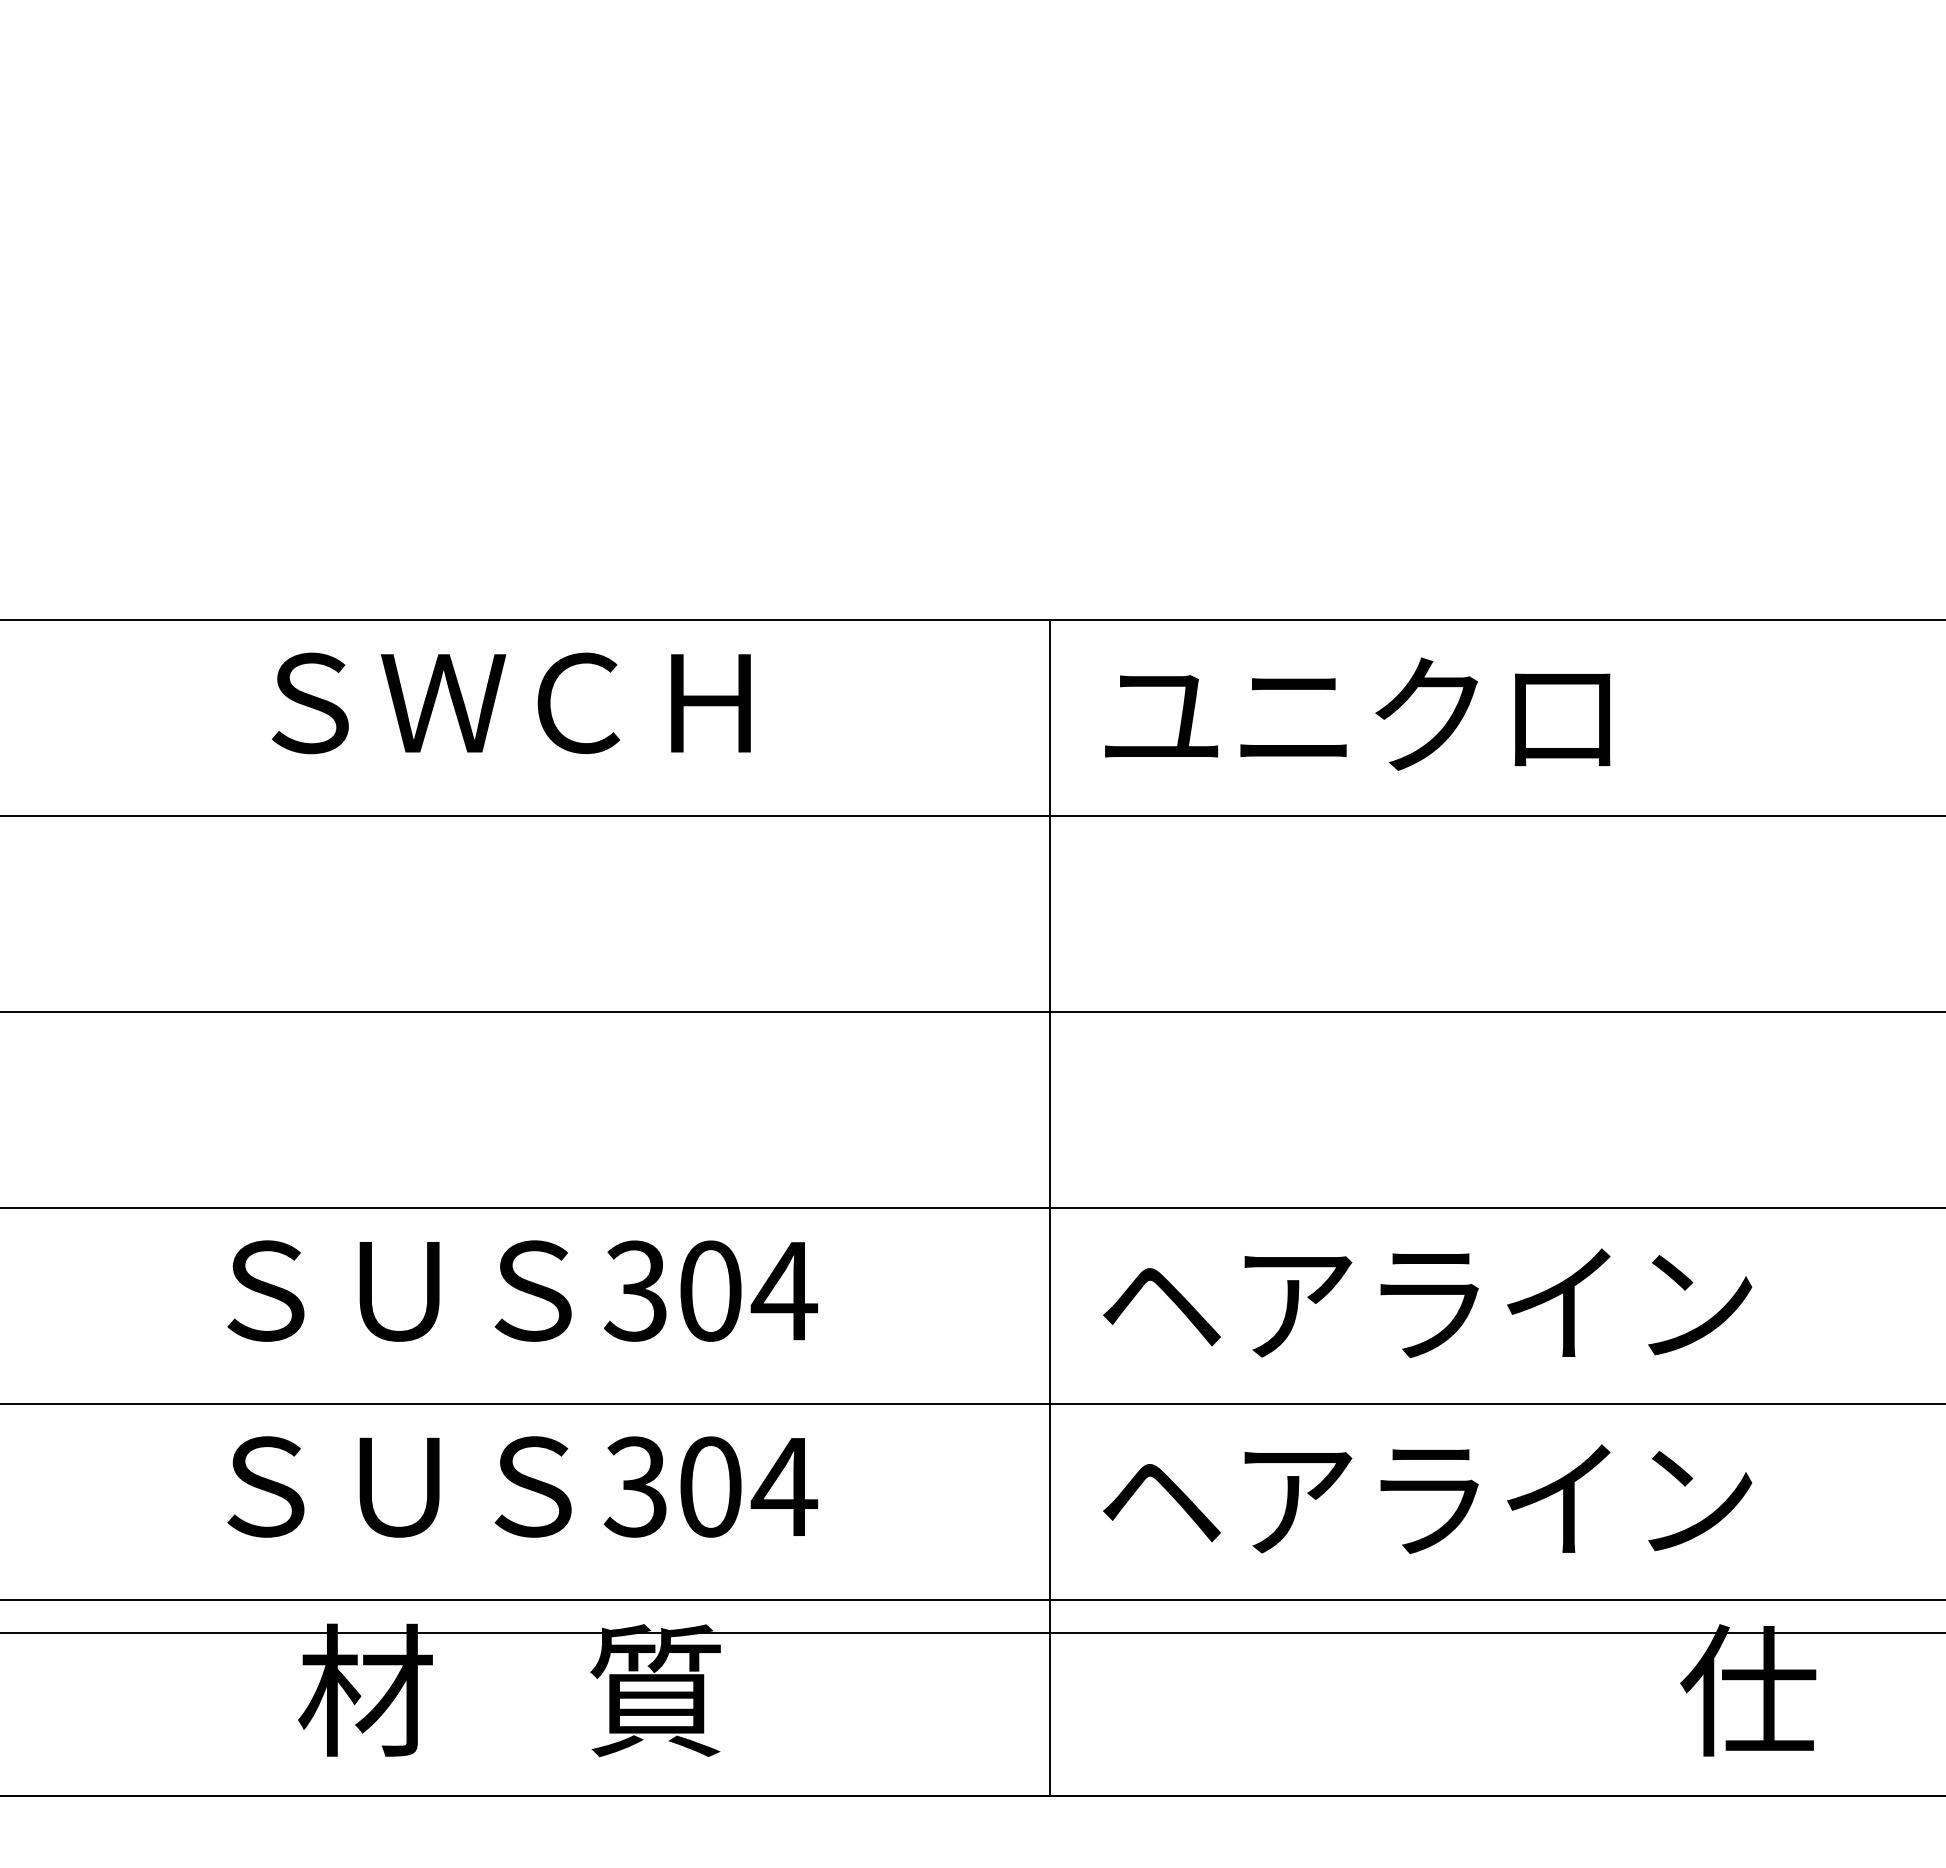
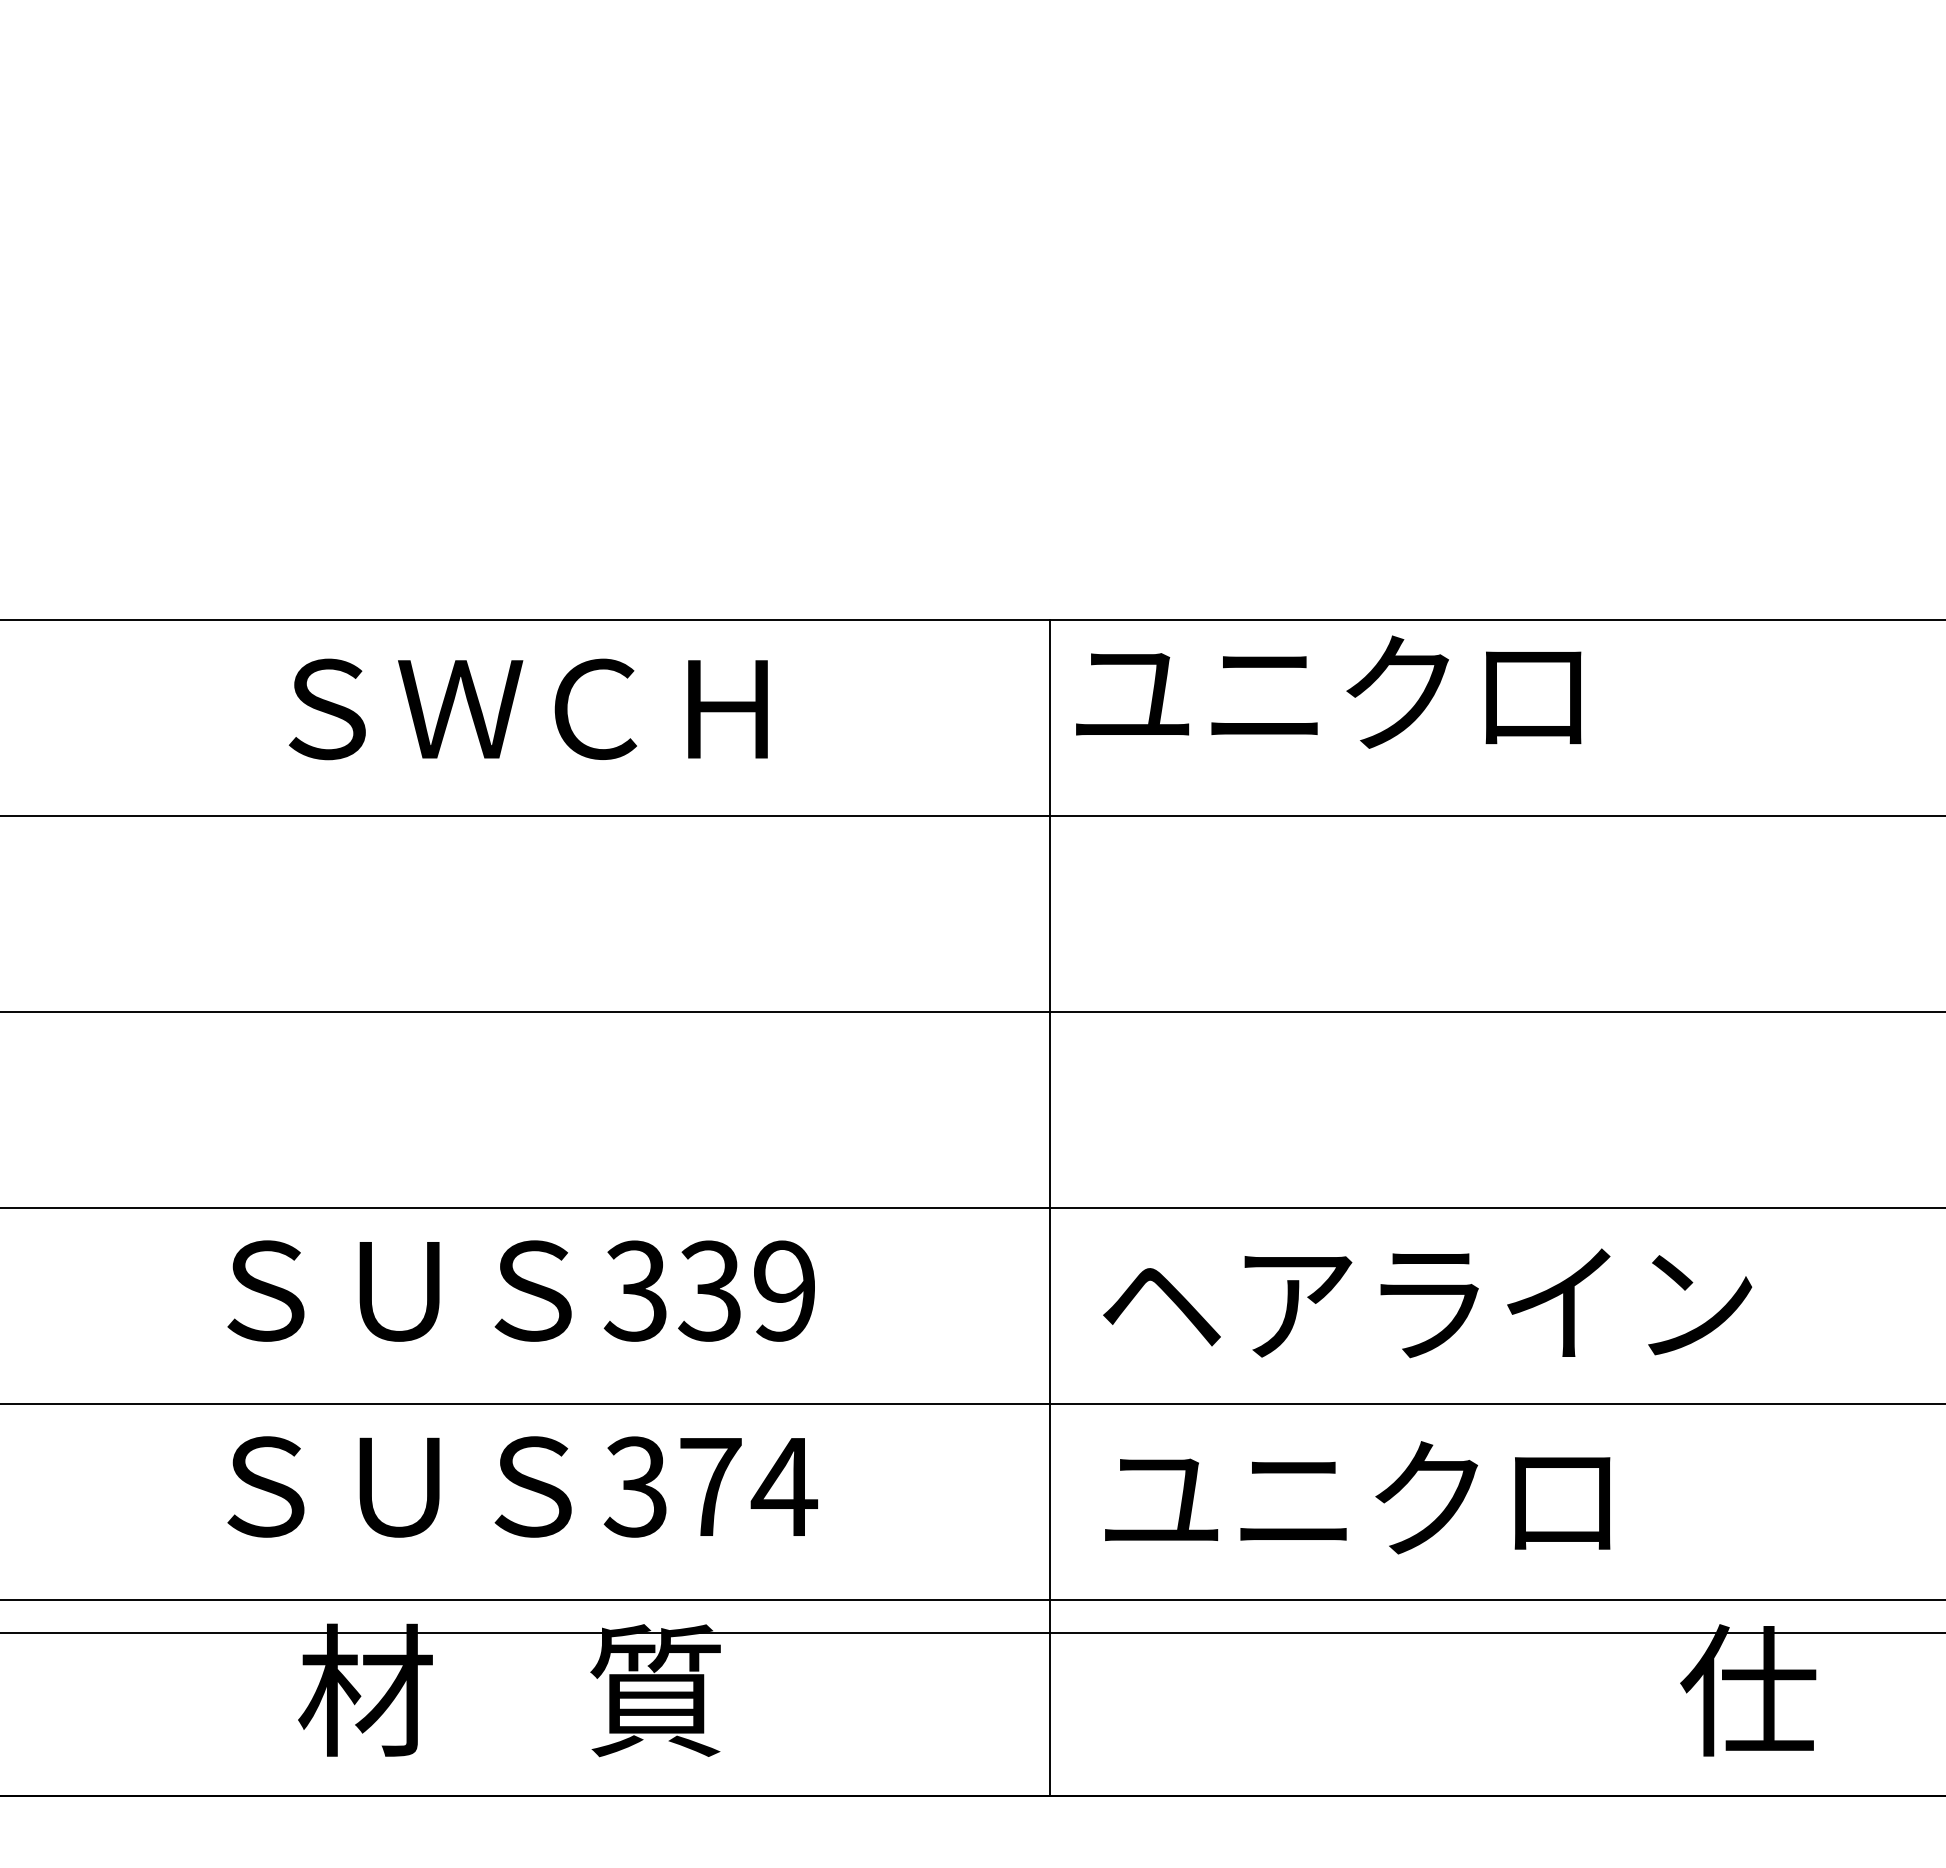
text position: (511, 703) -> (528, 709) (528, 709)
text position: (1357, 713) -> (1328, 691) (1328, 691)
text: 304 -> 339 (748, 1290)
text: 304 -> 374 (710, 1486)
text: ヘアライン -> ユニクロ (1427, 1497)
